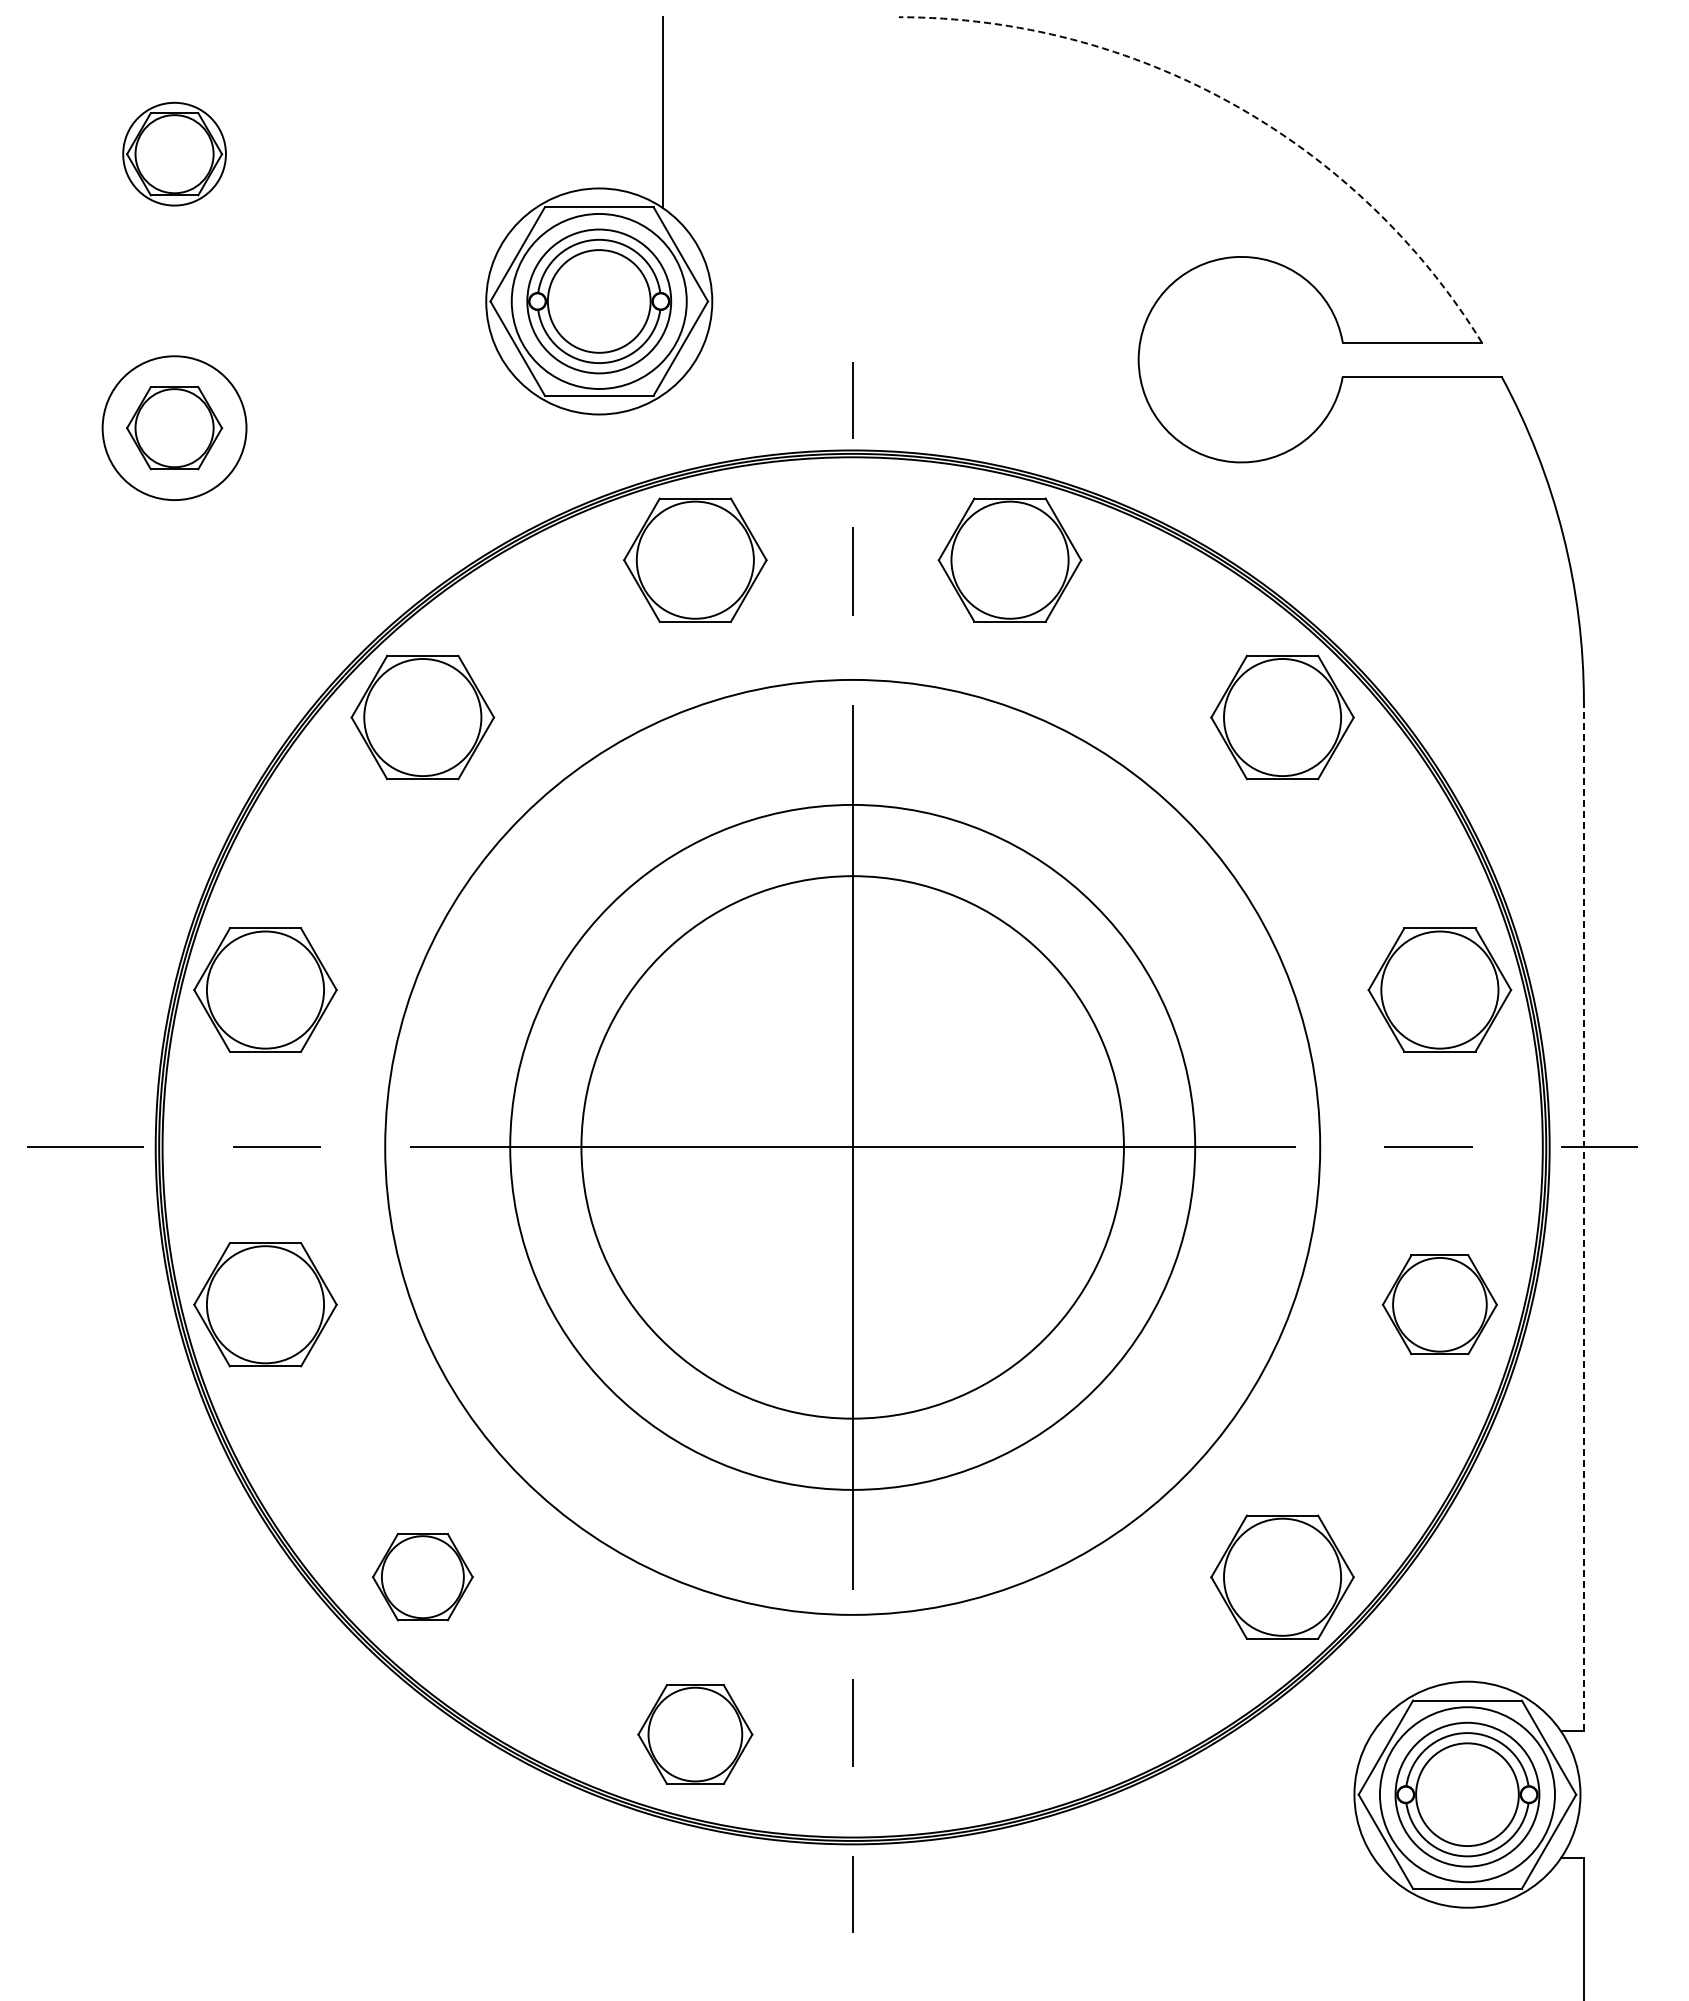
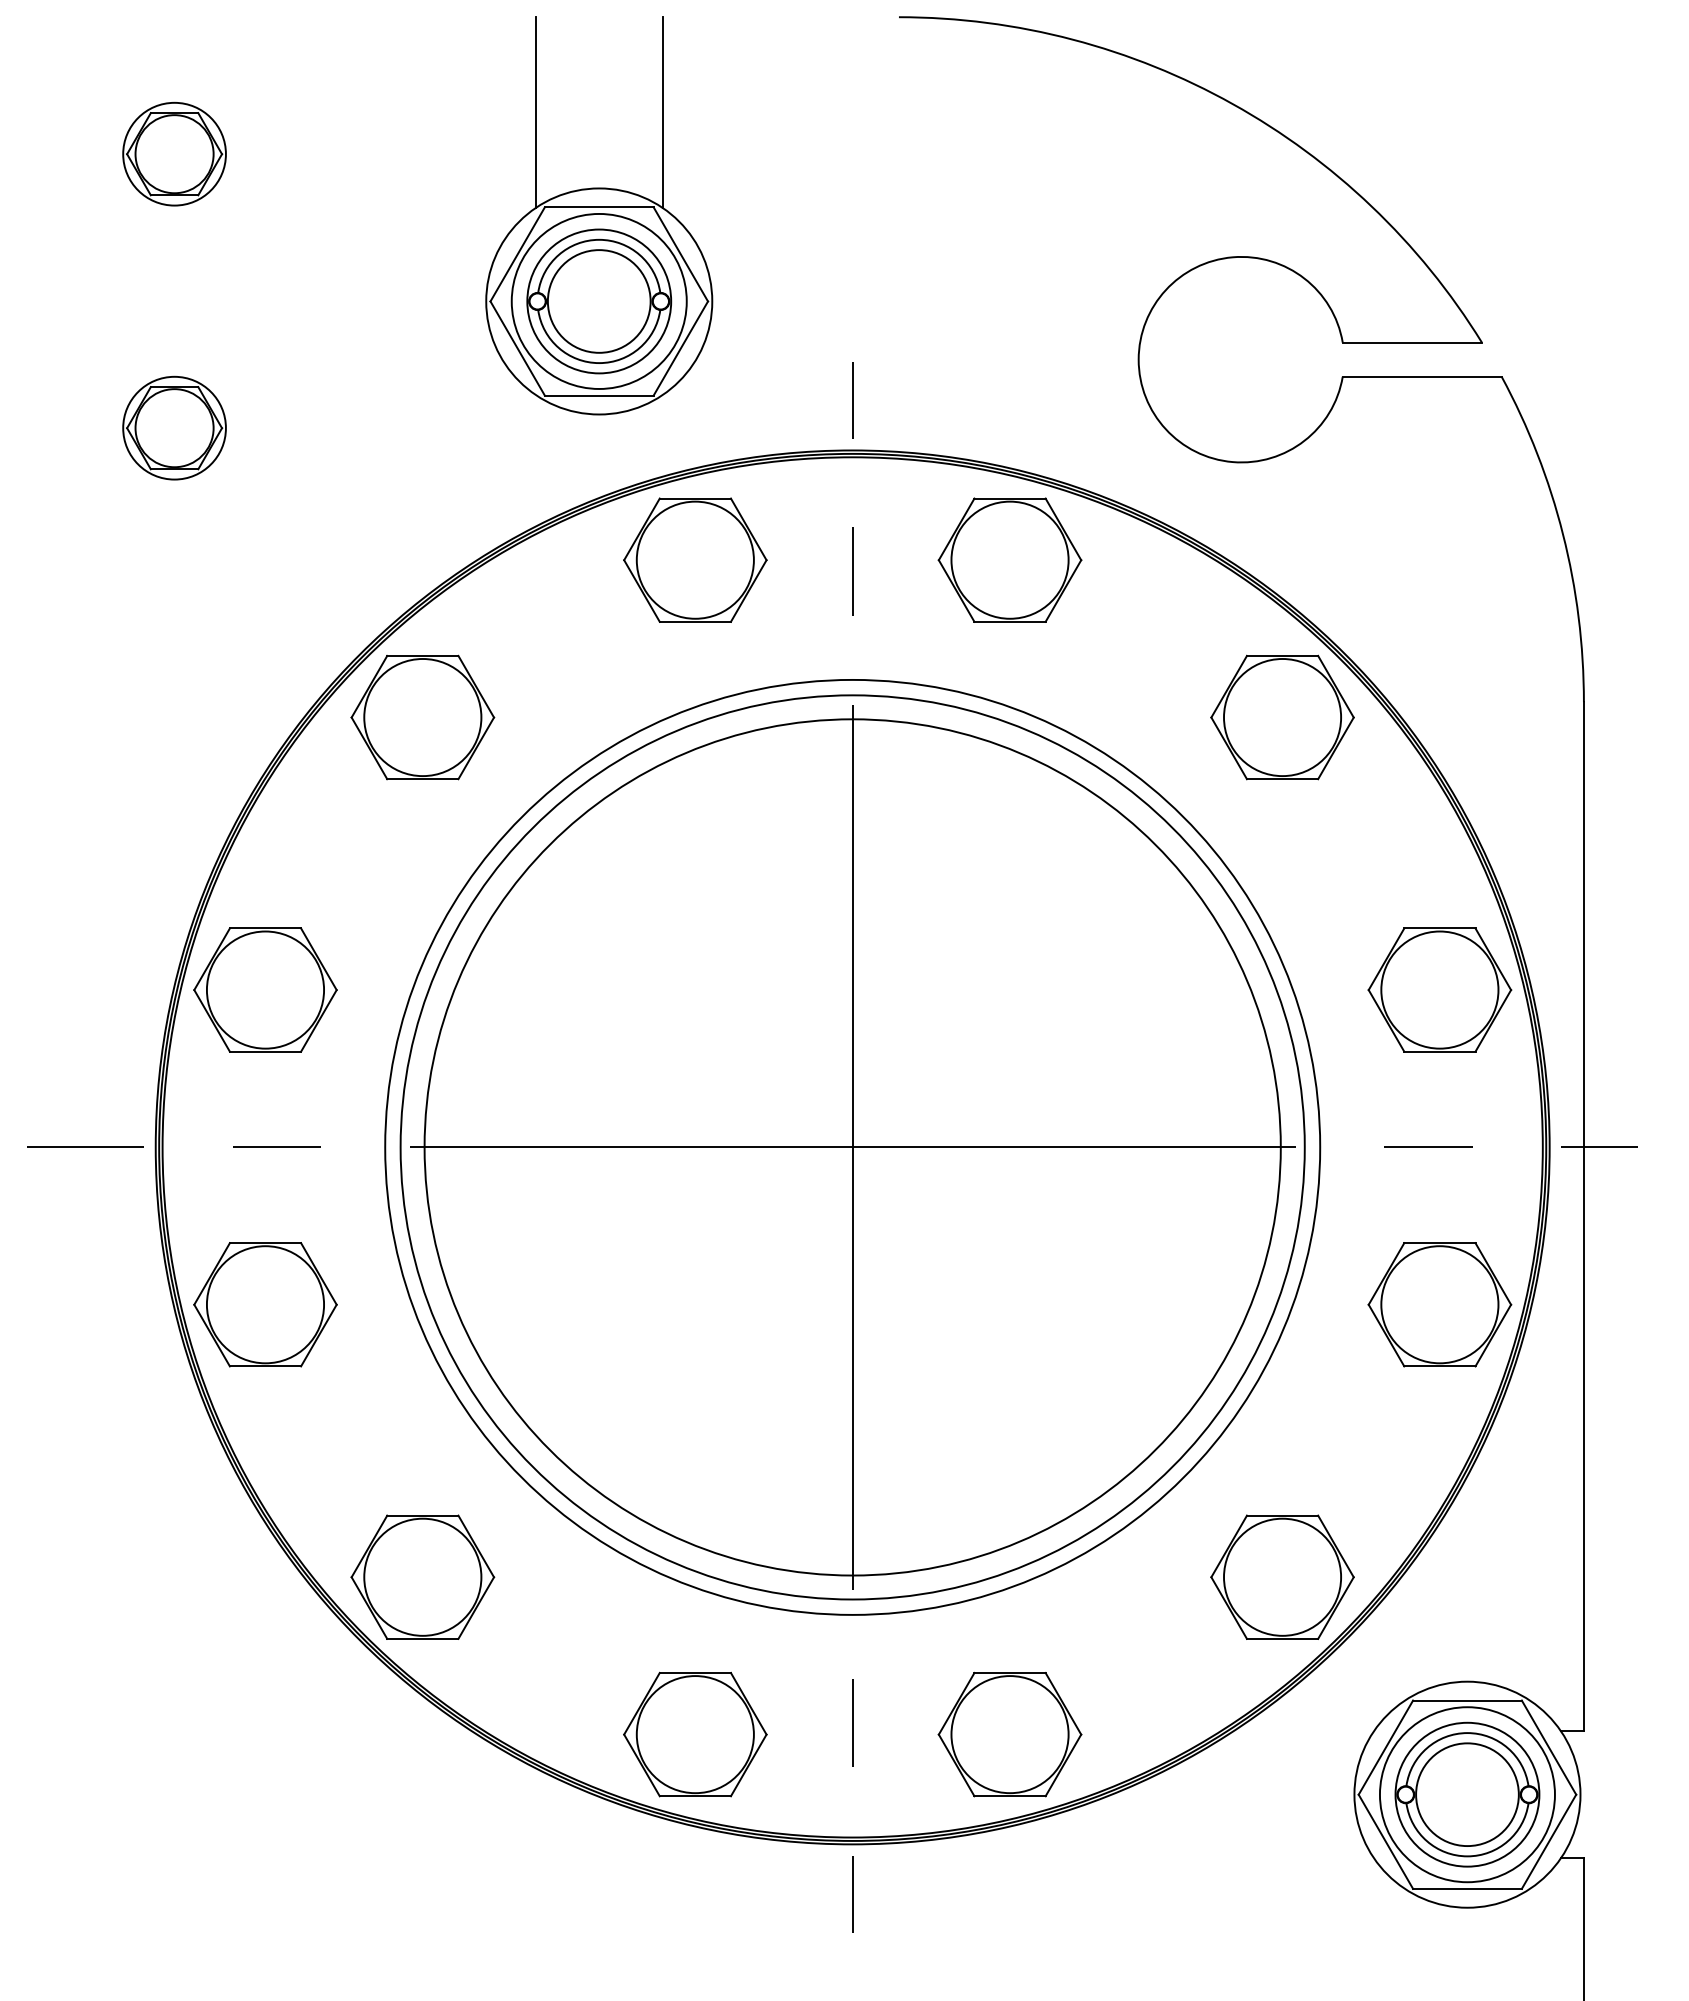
arc: dashed -> solid (1232, 104)
line: none -> present (535, 112)
circle diameter: 144 px -> 103 px (174, 427)
circle diameter: 685 px -> 856 px (852, 1147)
circle diameter: 542 px -> 904 px (852, 1147)
line: dashed -> solid (1583, 1216)
part size: 117x102 px -> 146x126 px (1439, 1304)
part size: 102x89 px -> 146x126 px (422, 1576)
part size: 117x101 px -> 145x127 px (695, 1734)
part: none -> present (1009, 1734)
